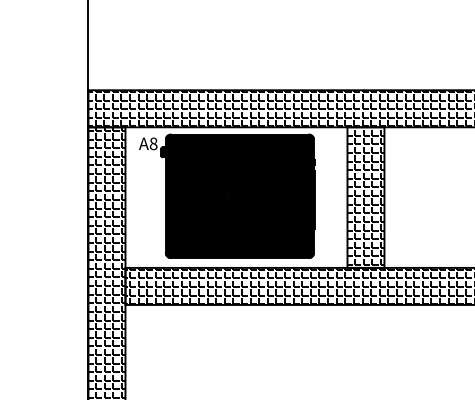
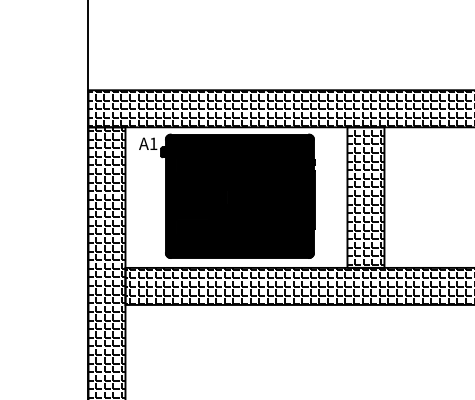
text: 8 -> 1 (153, 143)
